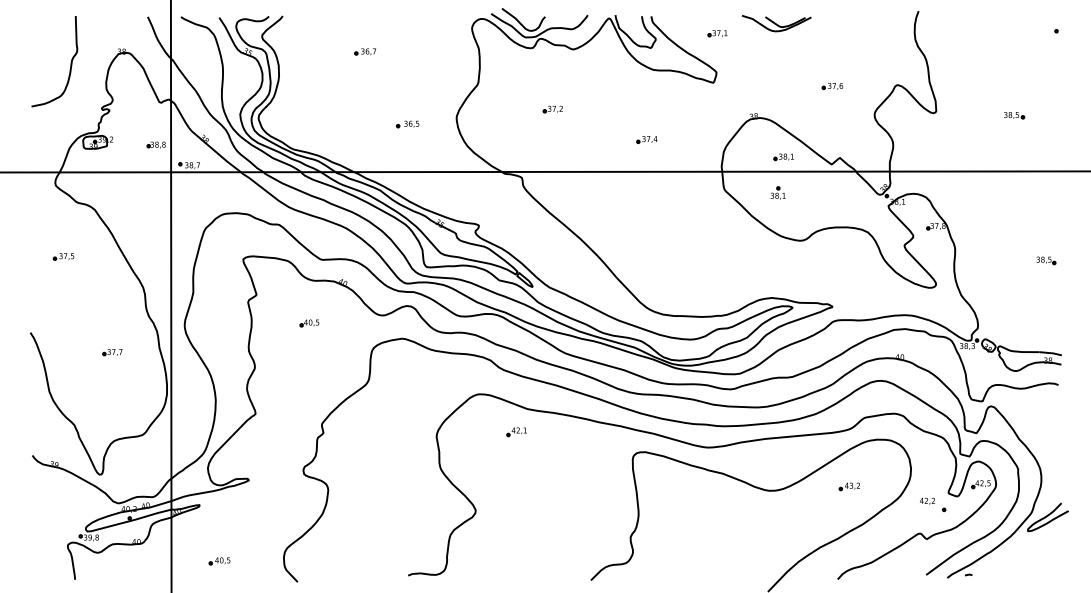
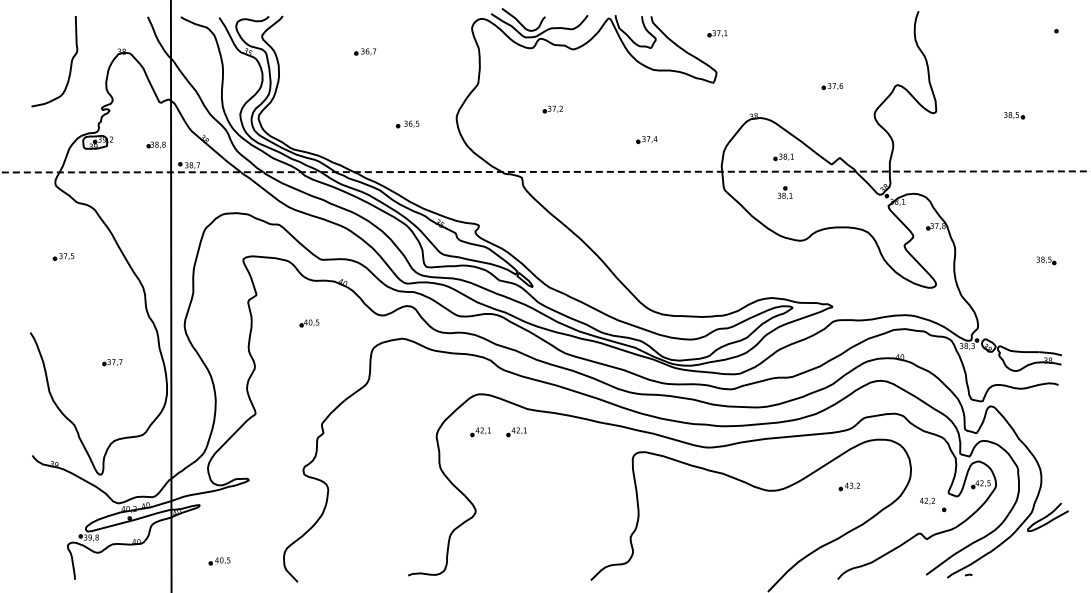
part: present -> none (776, 23)
line: solid -> dashed (545, 171)
part position: (777, 192) -> (784, 192) (784, 192)
part position: (112, 352) -> (112, 362) (112, 362)
part: none -> present (480, 432)
